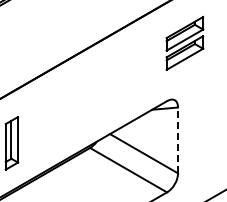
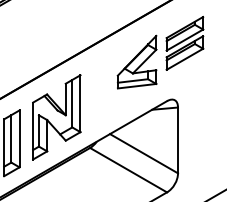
part: none -> present (136, 61)
part: none -> present (56, 117)
line: dashed -> solid (178, 140)
part size: 16x55 px -> 18x69 px (11, 143)
